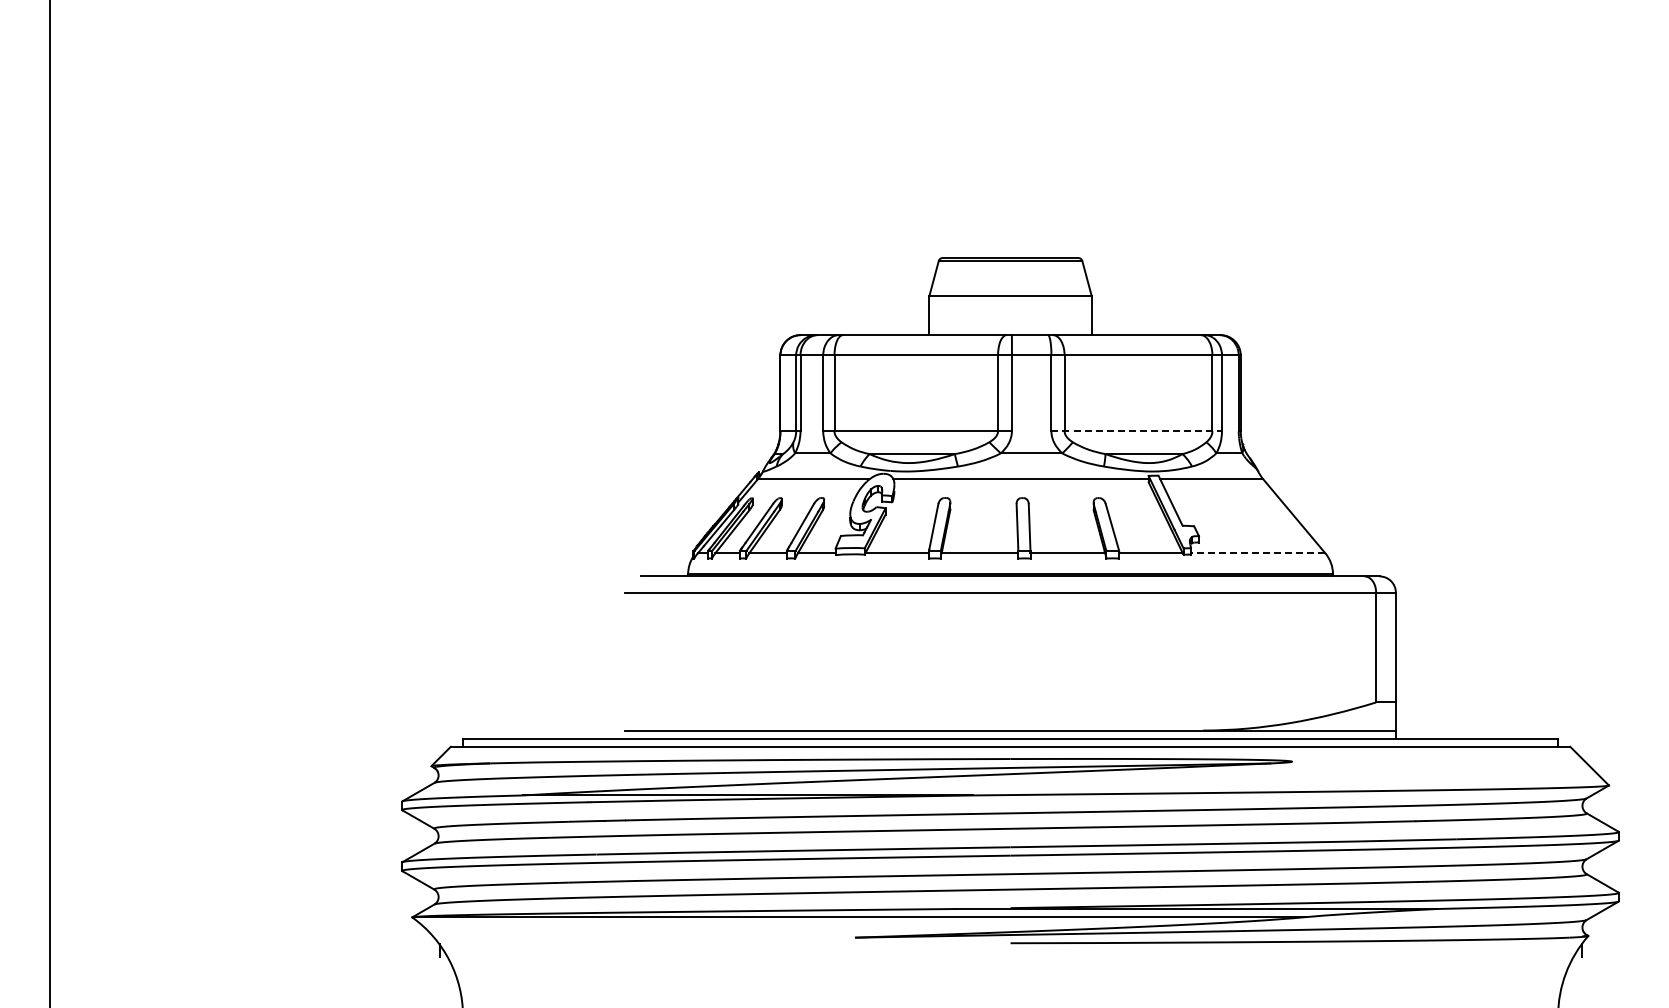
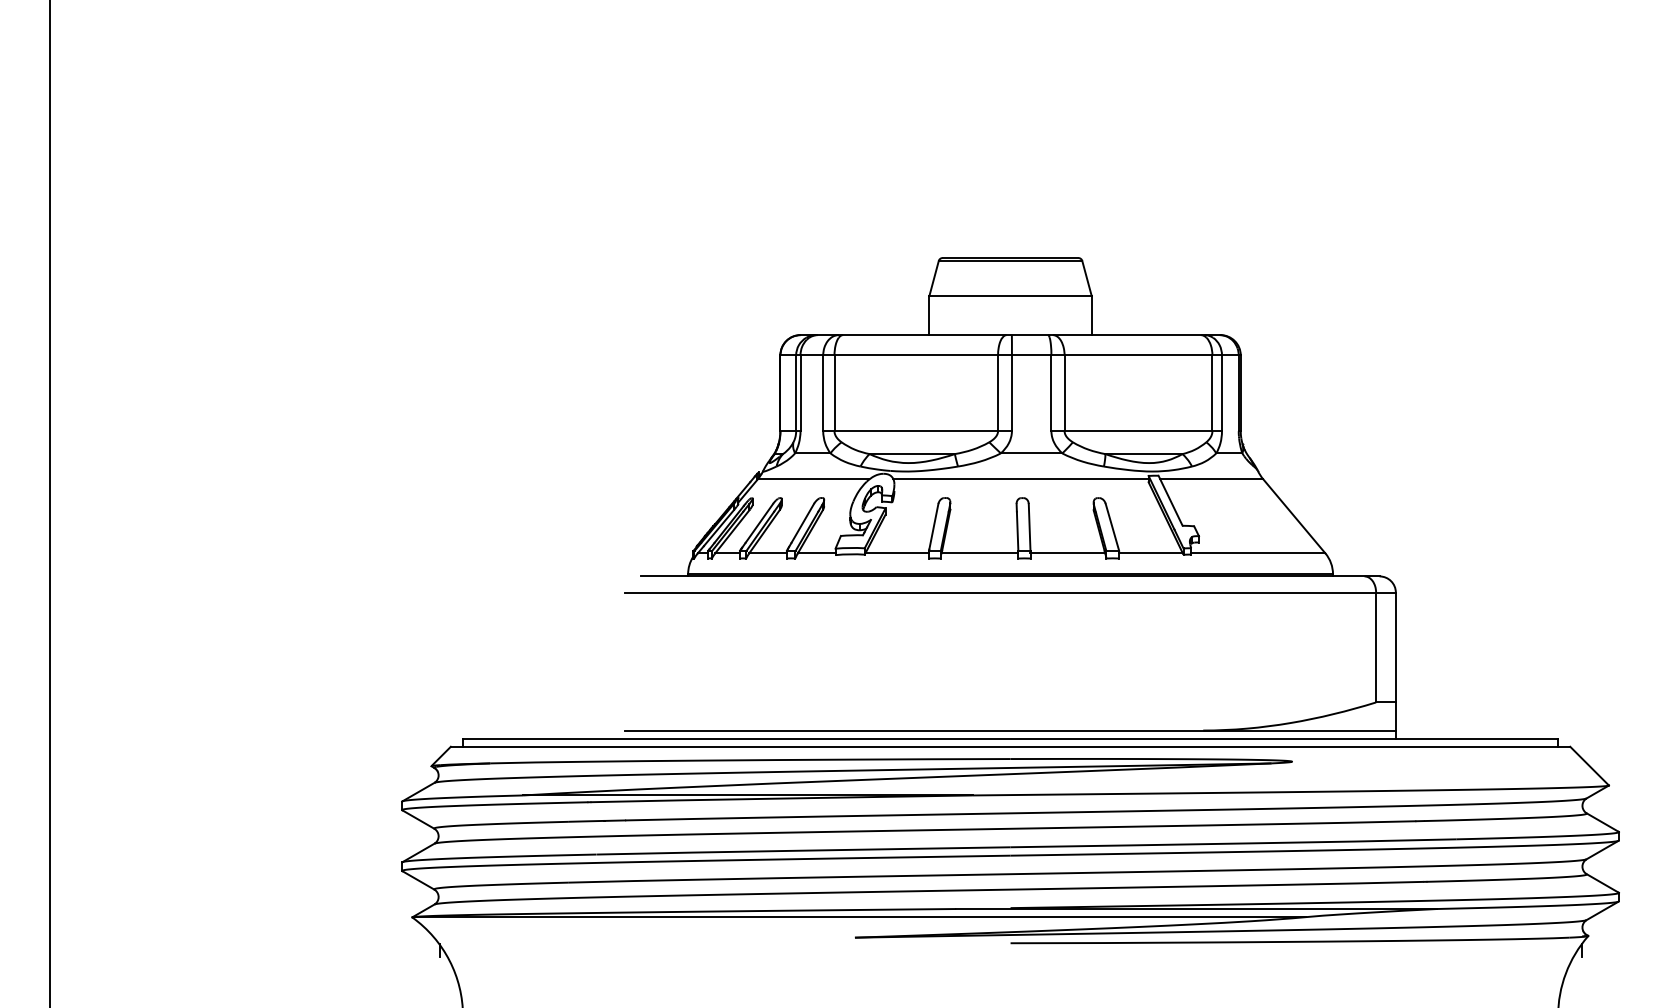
line: dashed -> solid (1137, 431)
line: dashed -> solid (1257, 553)
